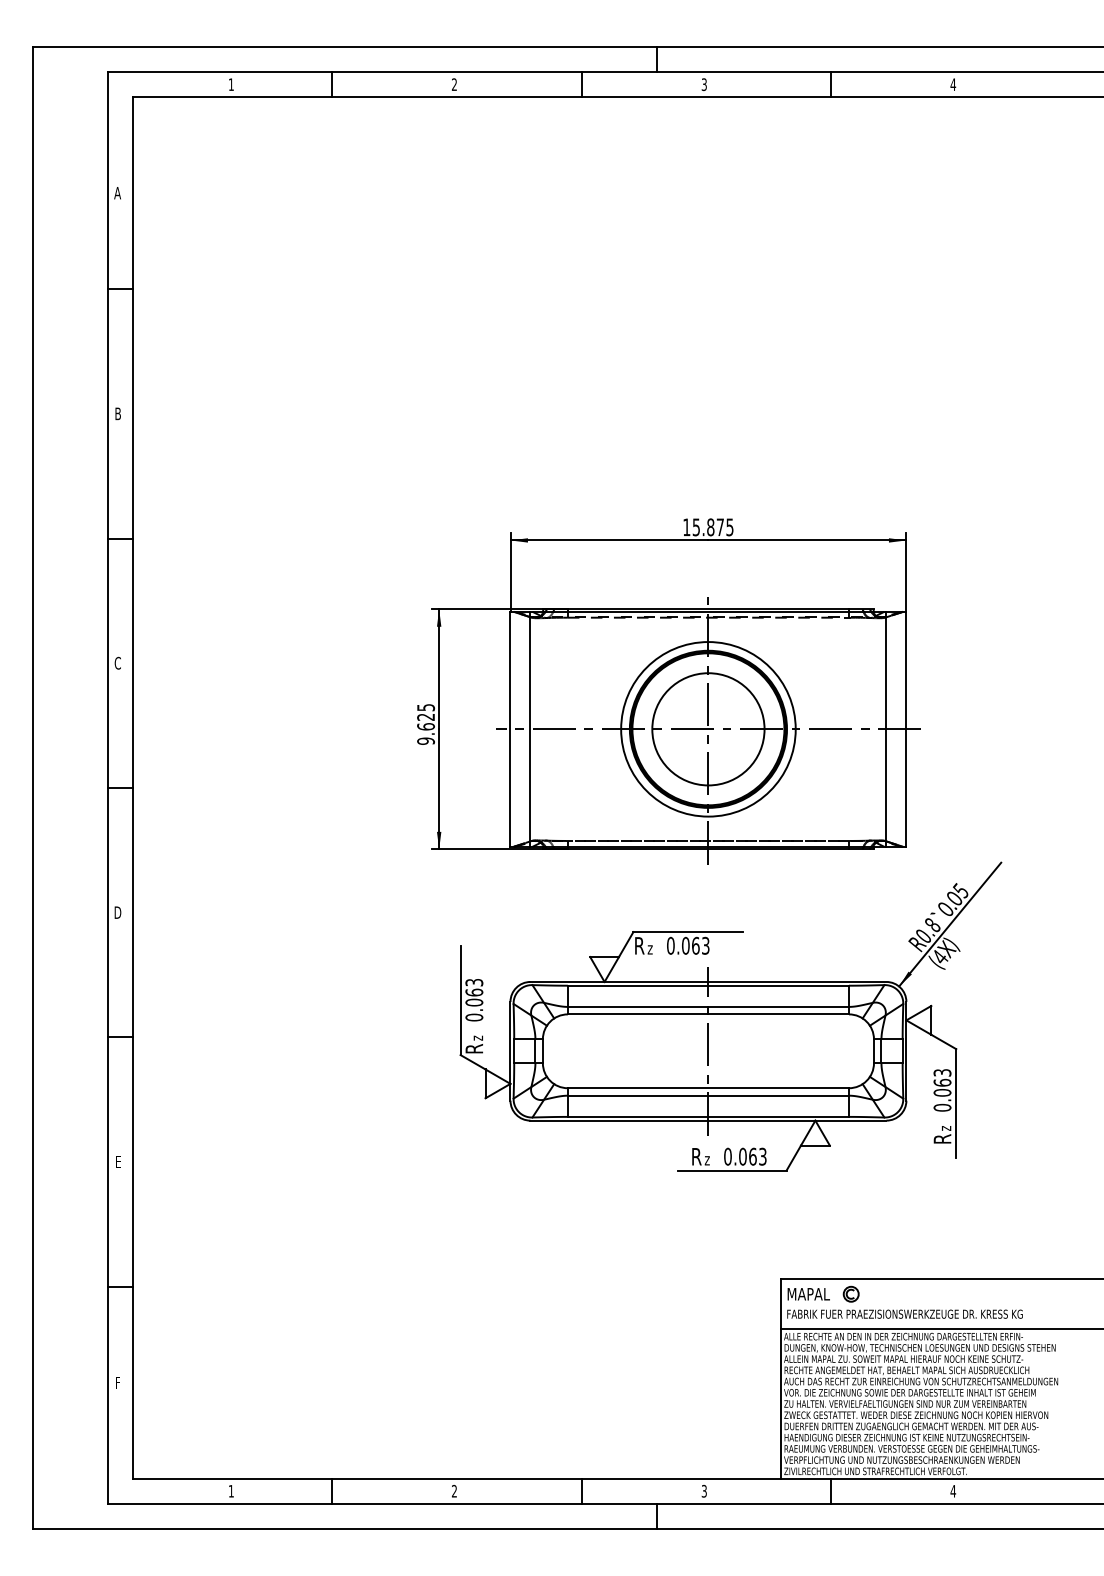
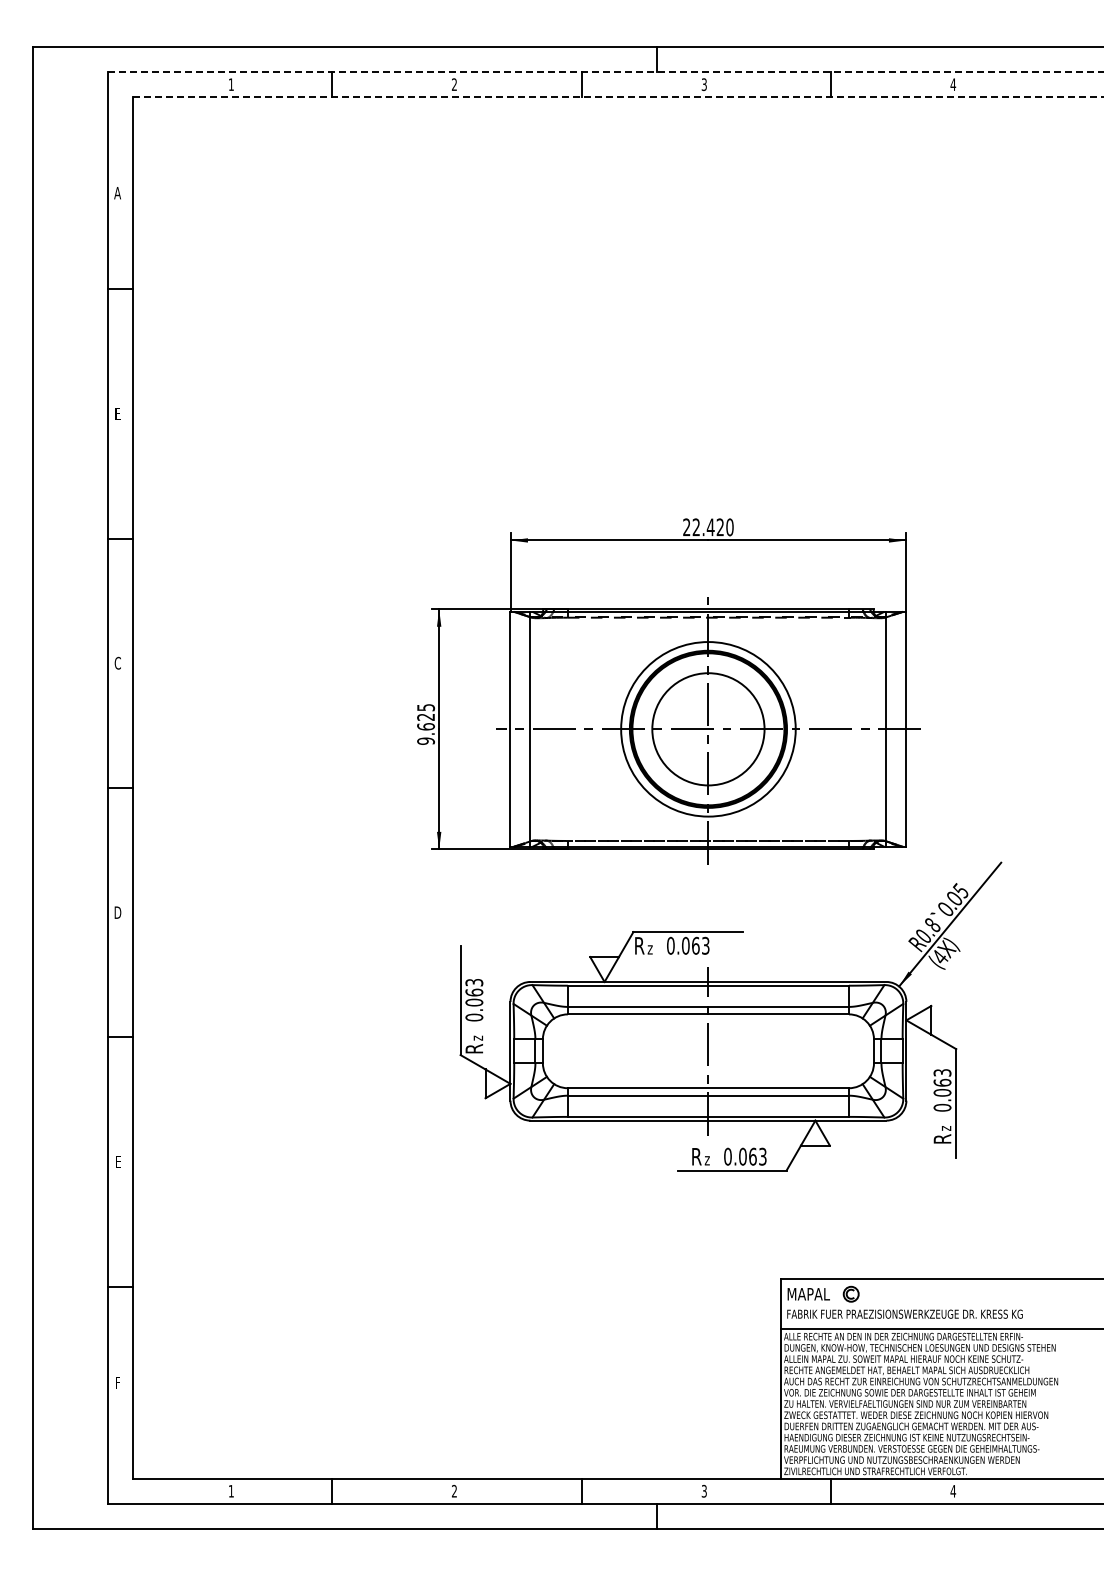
line: solid -> dashed (605, 72)
line: solid -> dashed (618, 97)
text: B -> E (117, 413)
text: 15.875 -> 22.420 (708, 527)
